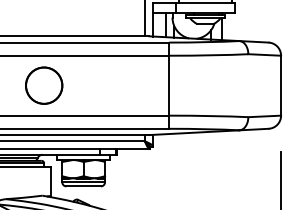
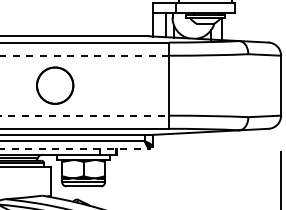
line: present -> none (144, 19)
line: solid -> dashed (84, 55)
circle position: (44, 85) -> (55, 85) (55, 85)
line: solid -> dashed (85, 115)
line: solid -> dashed (75, 149)
